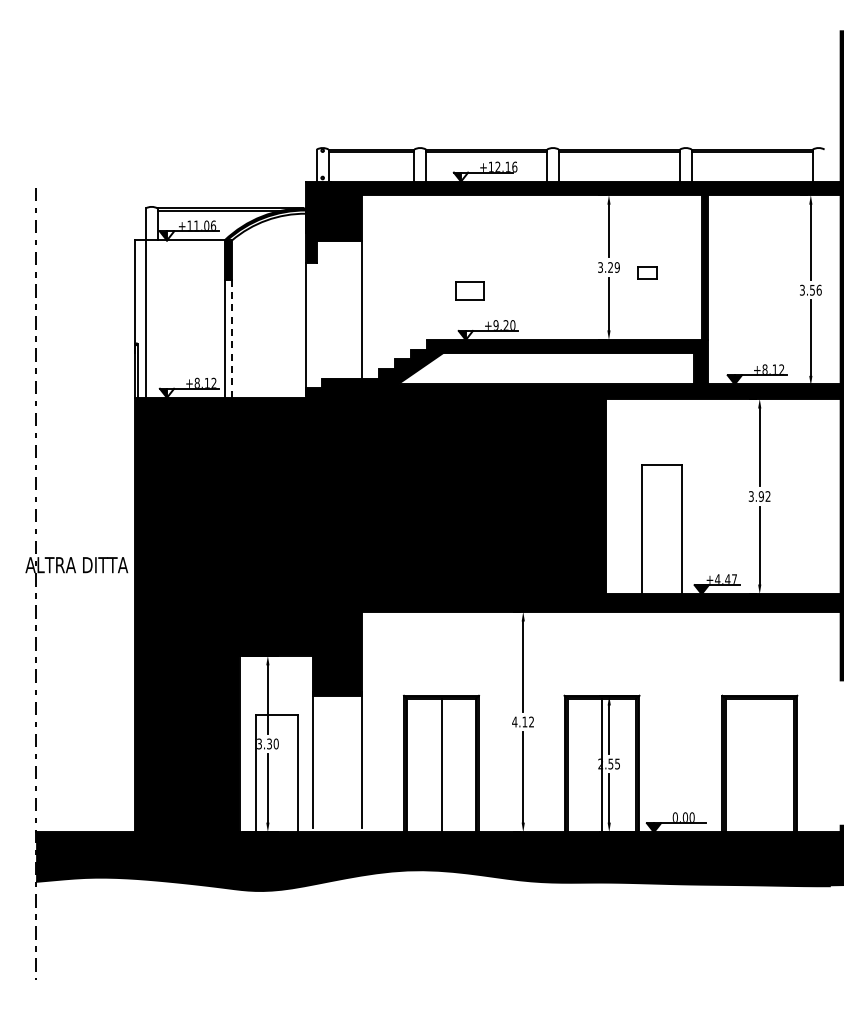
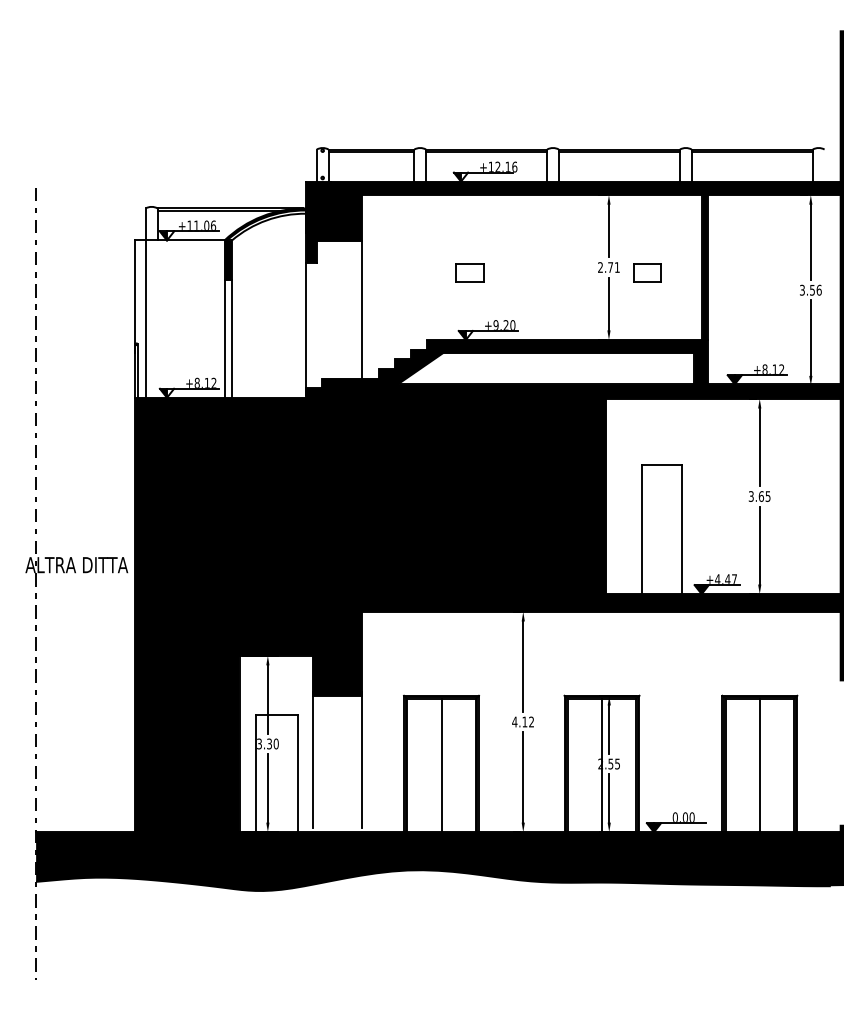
text: 3.29 -> 2.71 (608, 267)
part size: 21x14 px -> 29x20 px (647, 272)
part position: (469, 290) -> (469, 272) (469, 272)
line: dashed -> solid (231, 338)
text: 3.92 -> 3.65 (764, 496)
line: none -> present (759, 765)
